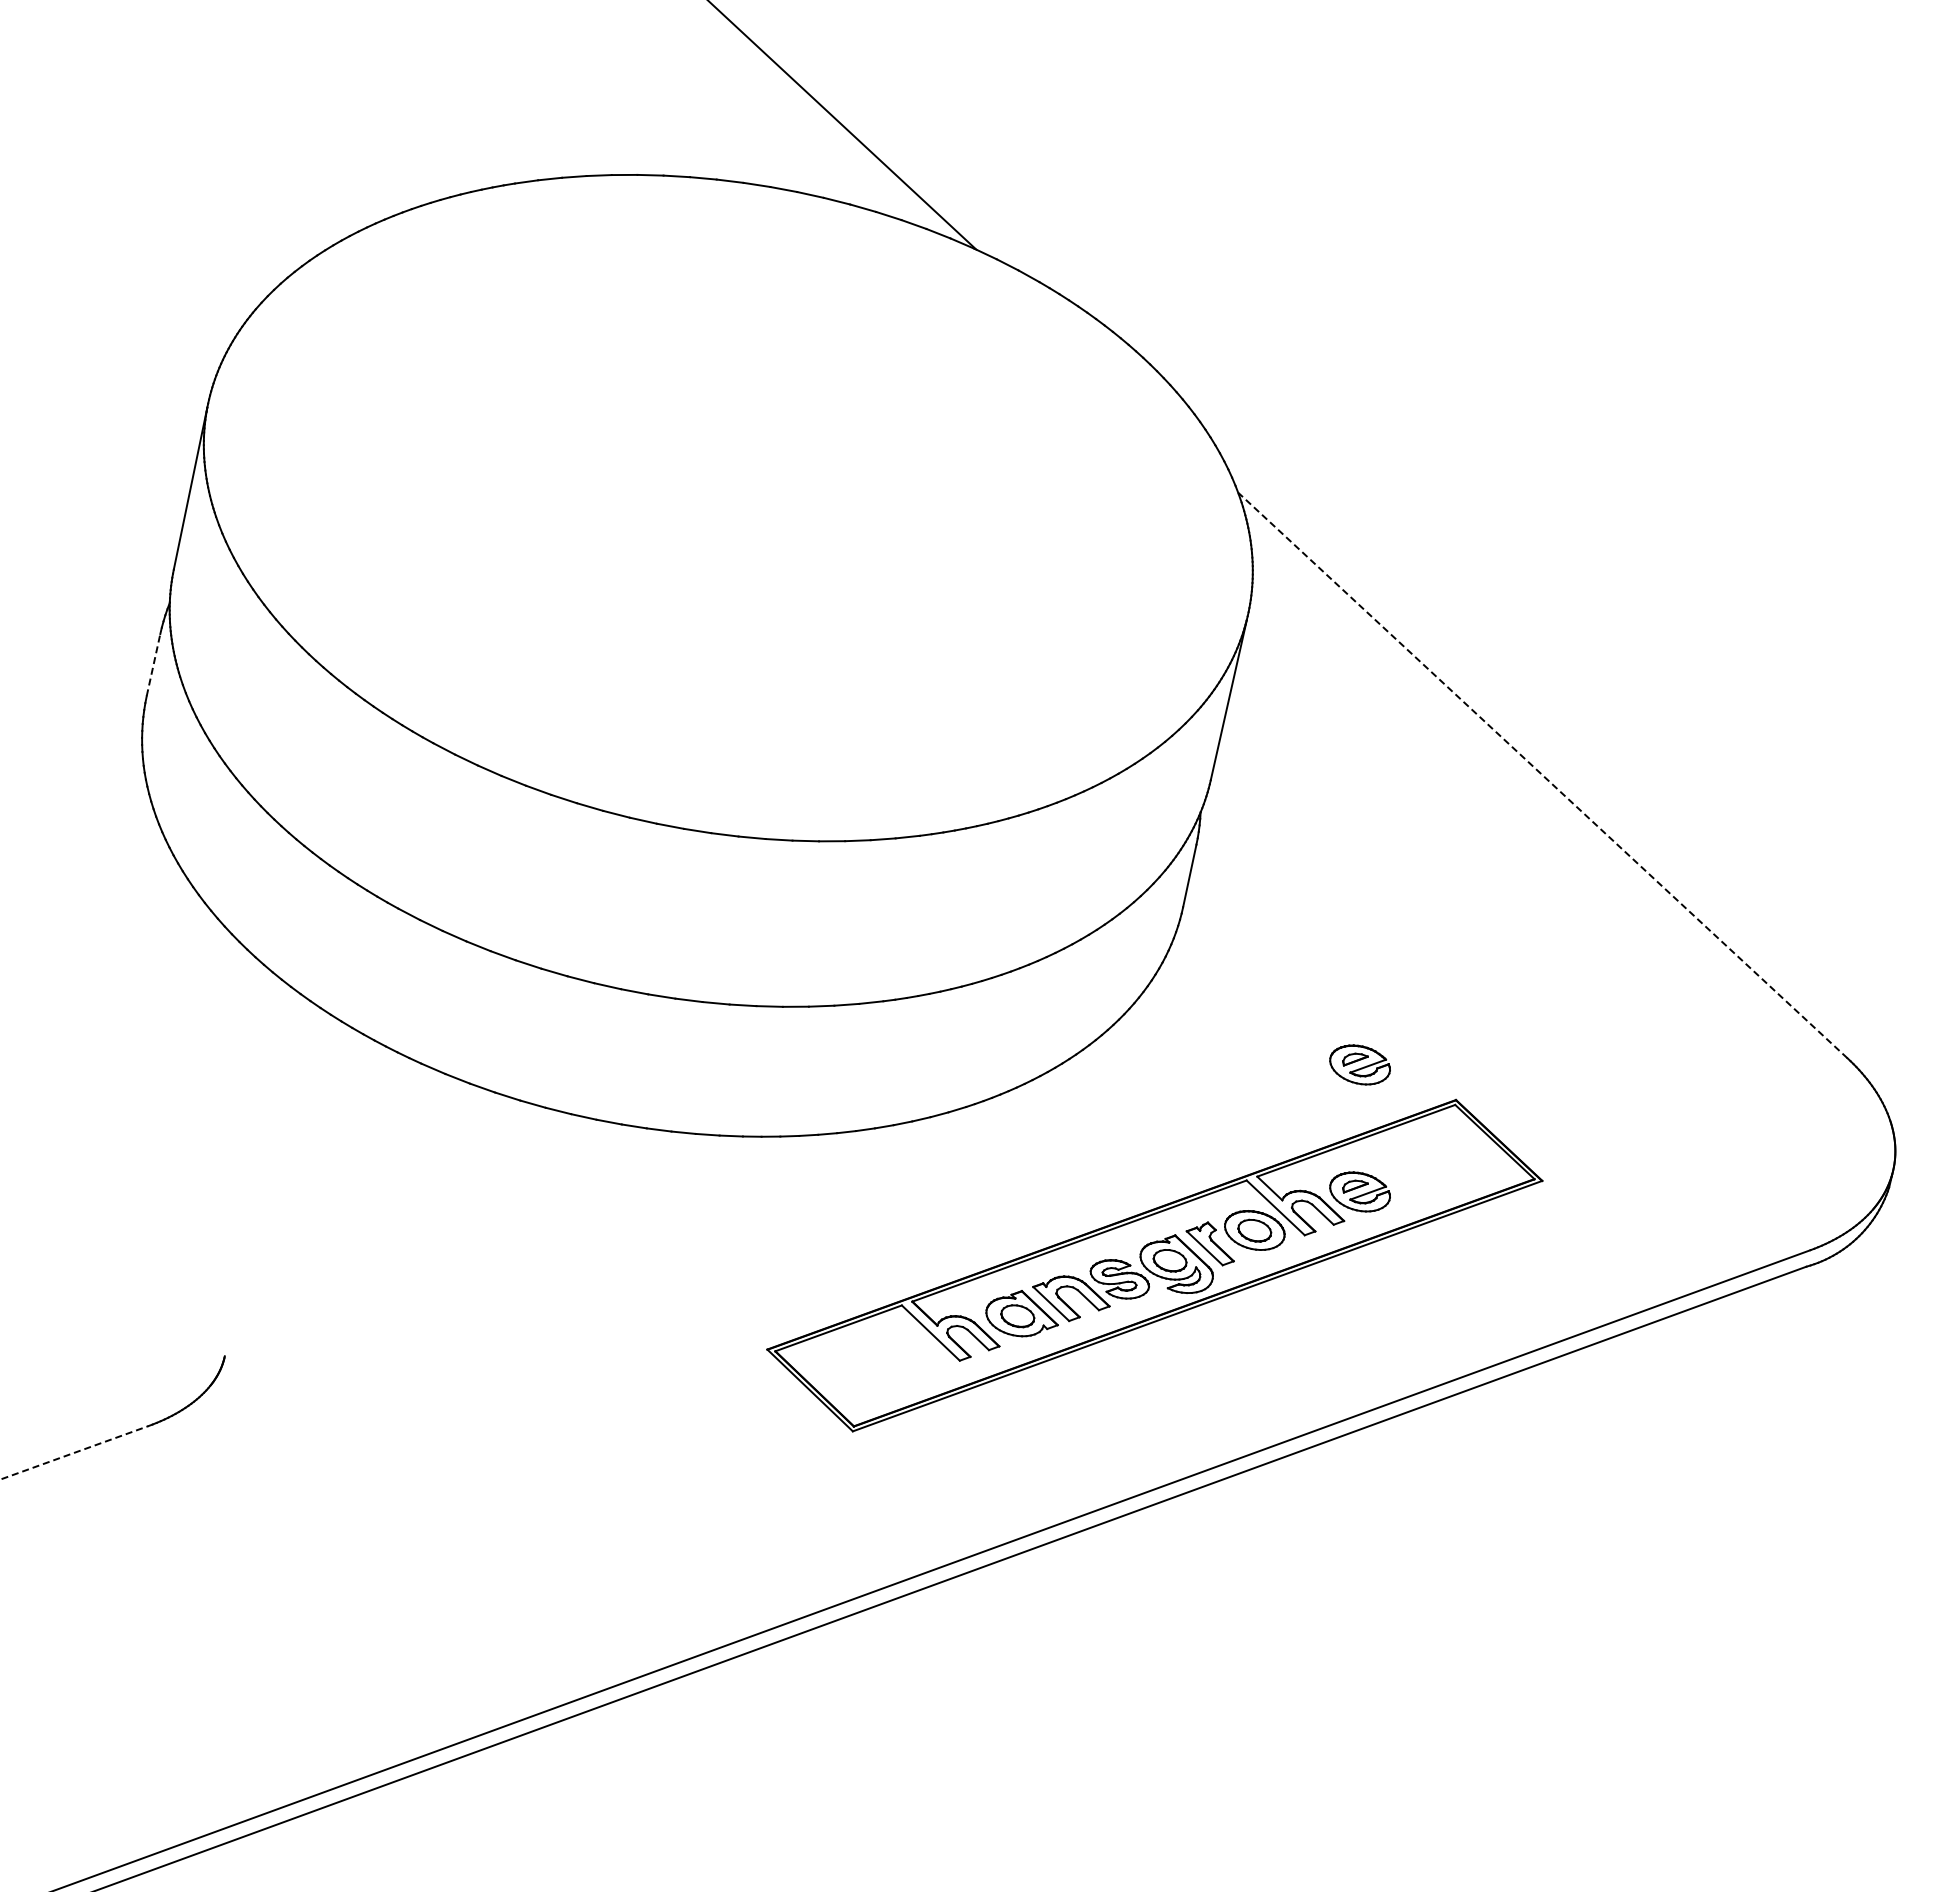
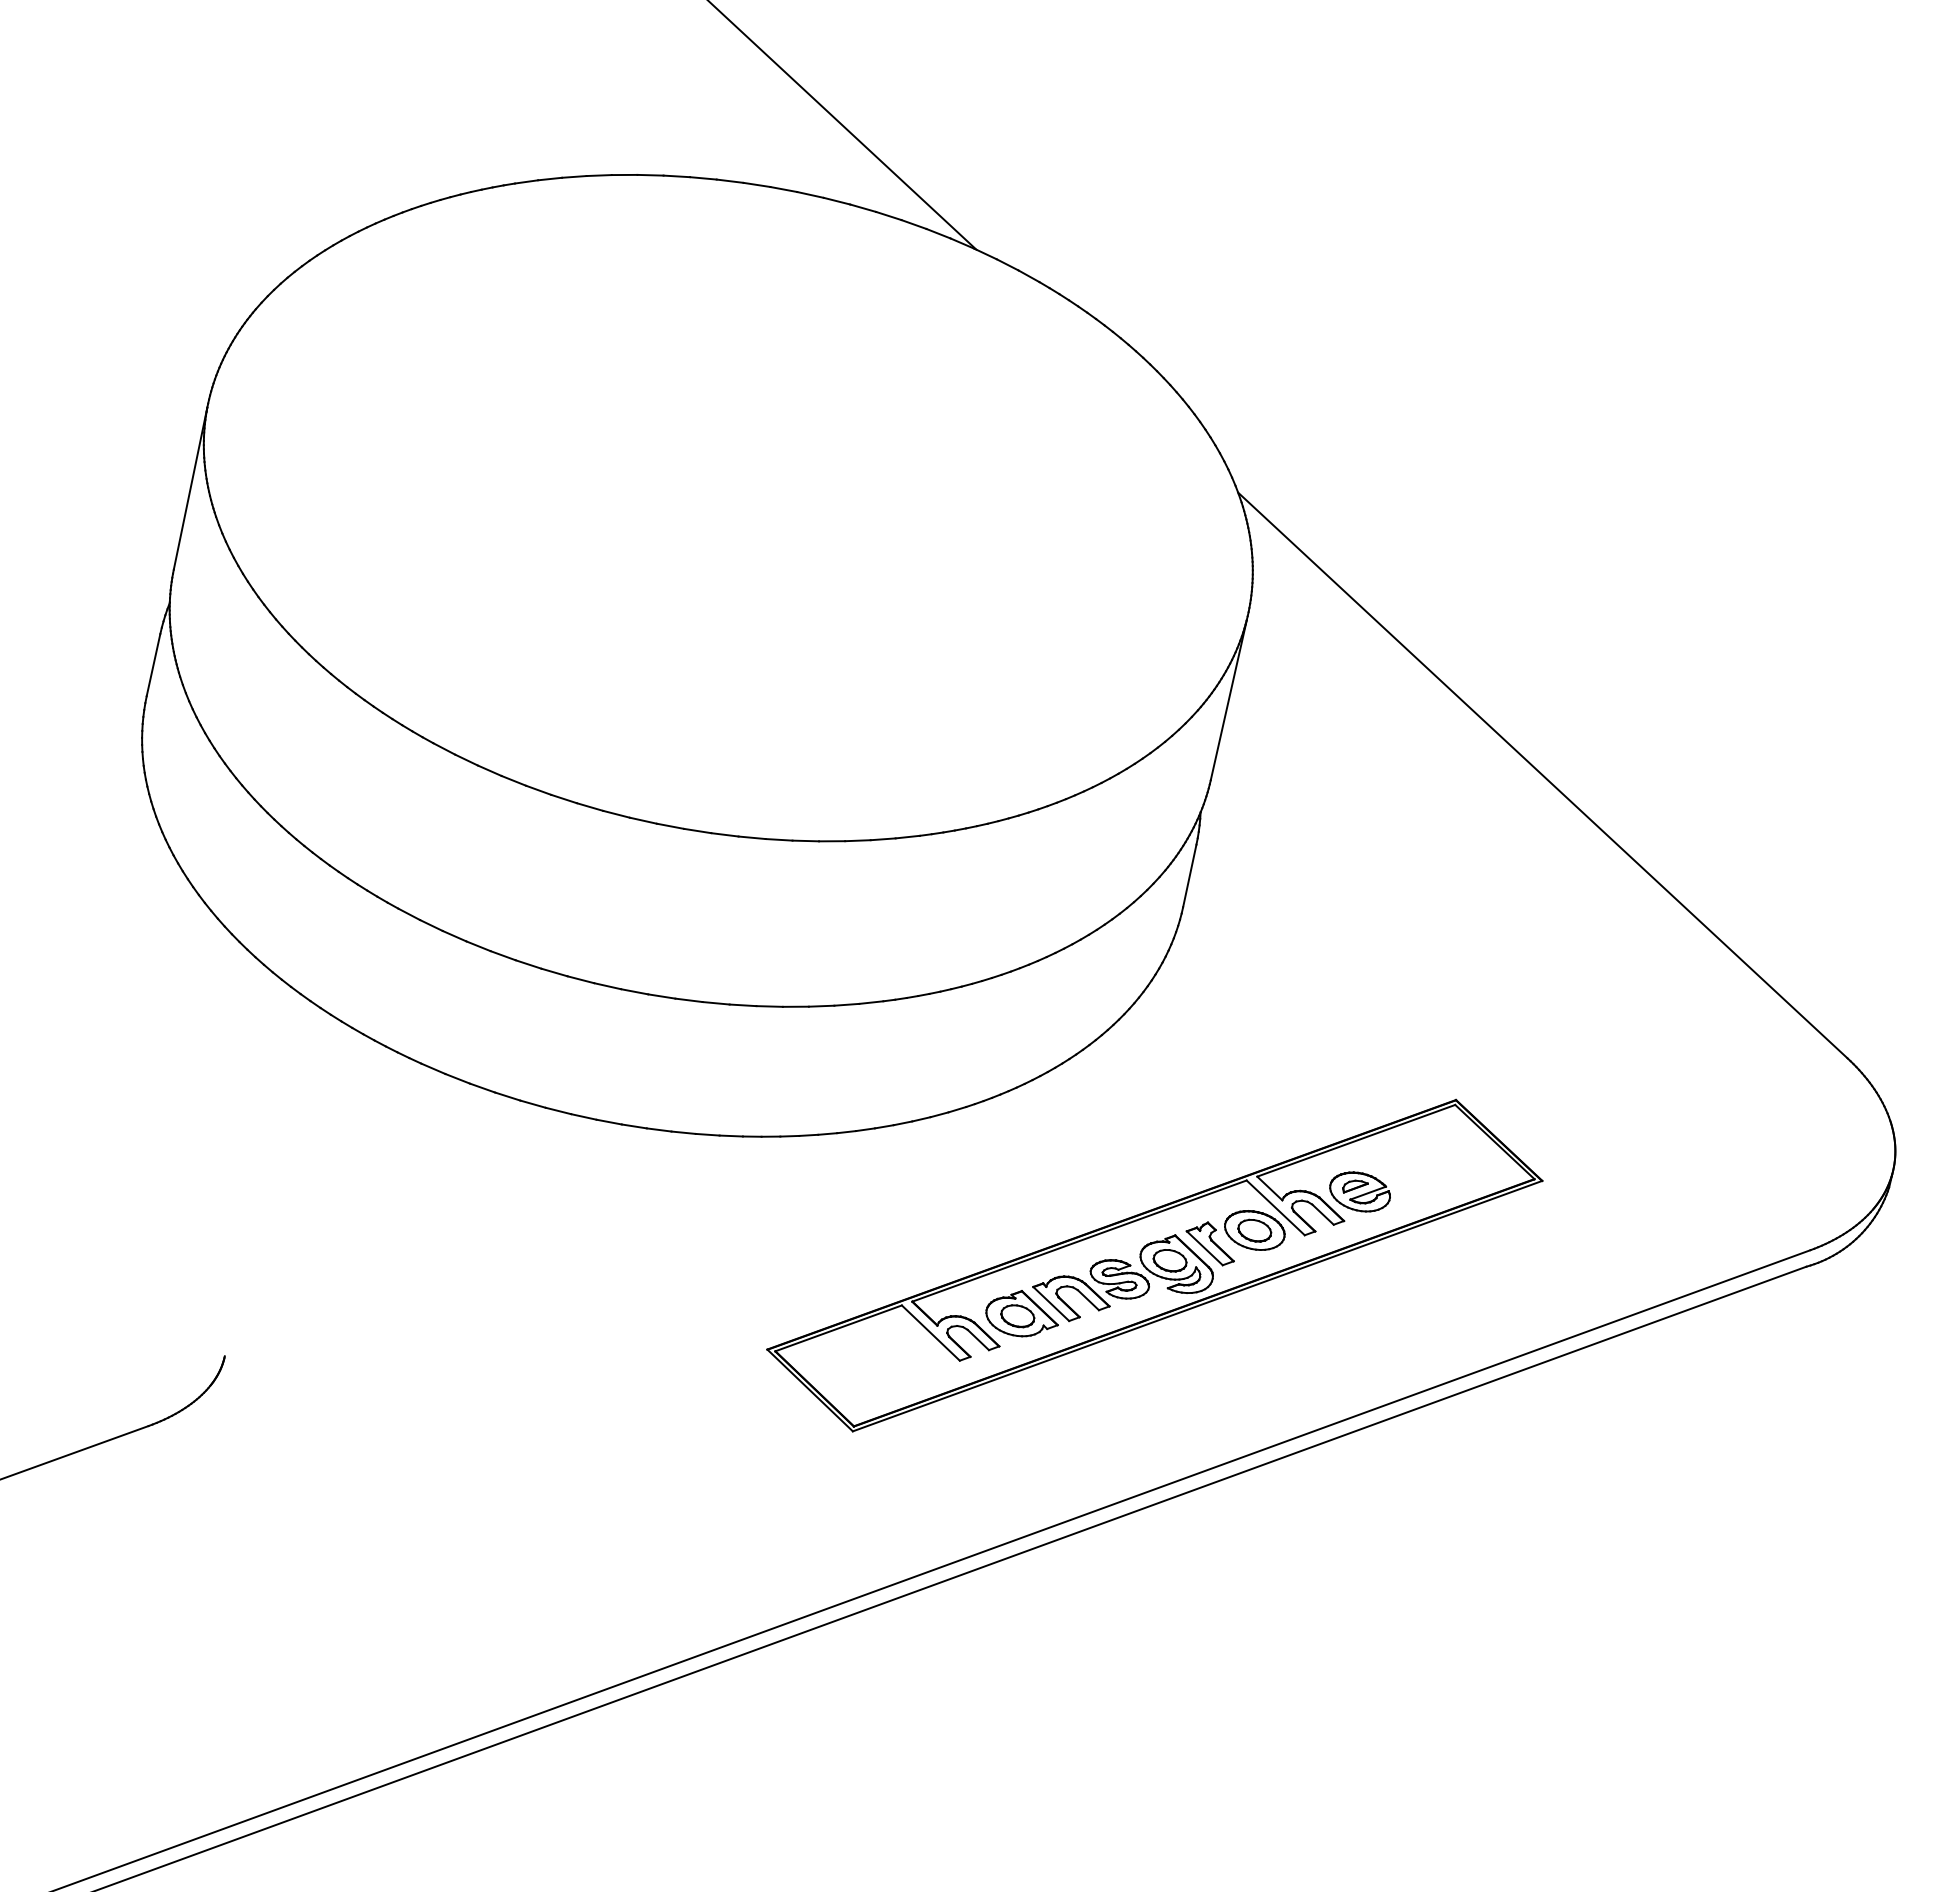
line: dashed -> solid (153, 665)
line: dashed -> solid (1542, 775)
part: present -> none (1359, 1064)
line: dashed -> solid (75, 1452)
